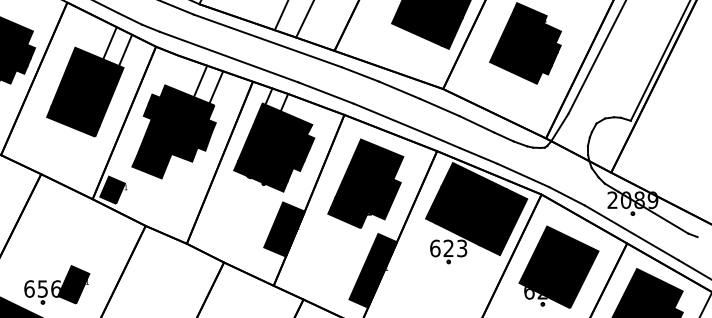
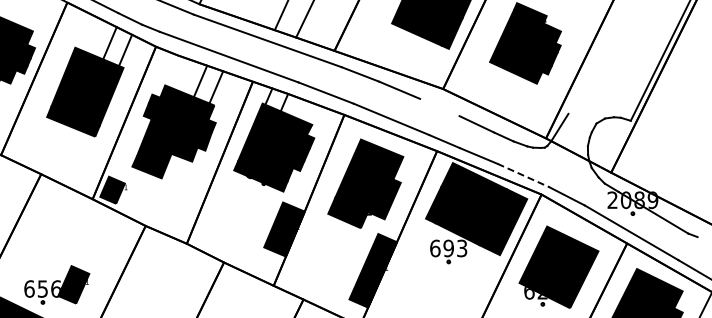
line: present -> none (596, 57)
line: present -> none (439, 107)
line: solid -> dashed (523, 175)
text: 623 -> 693 (448, 248)
